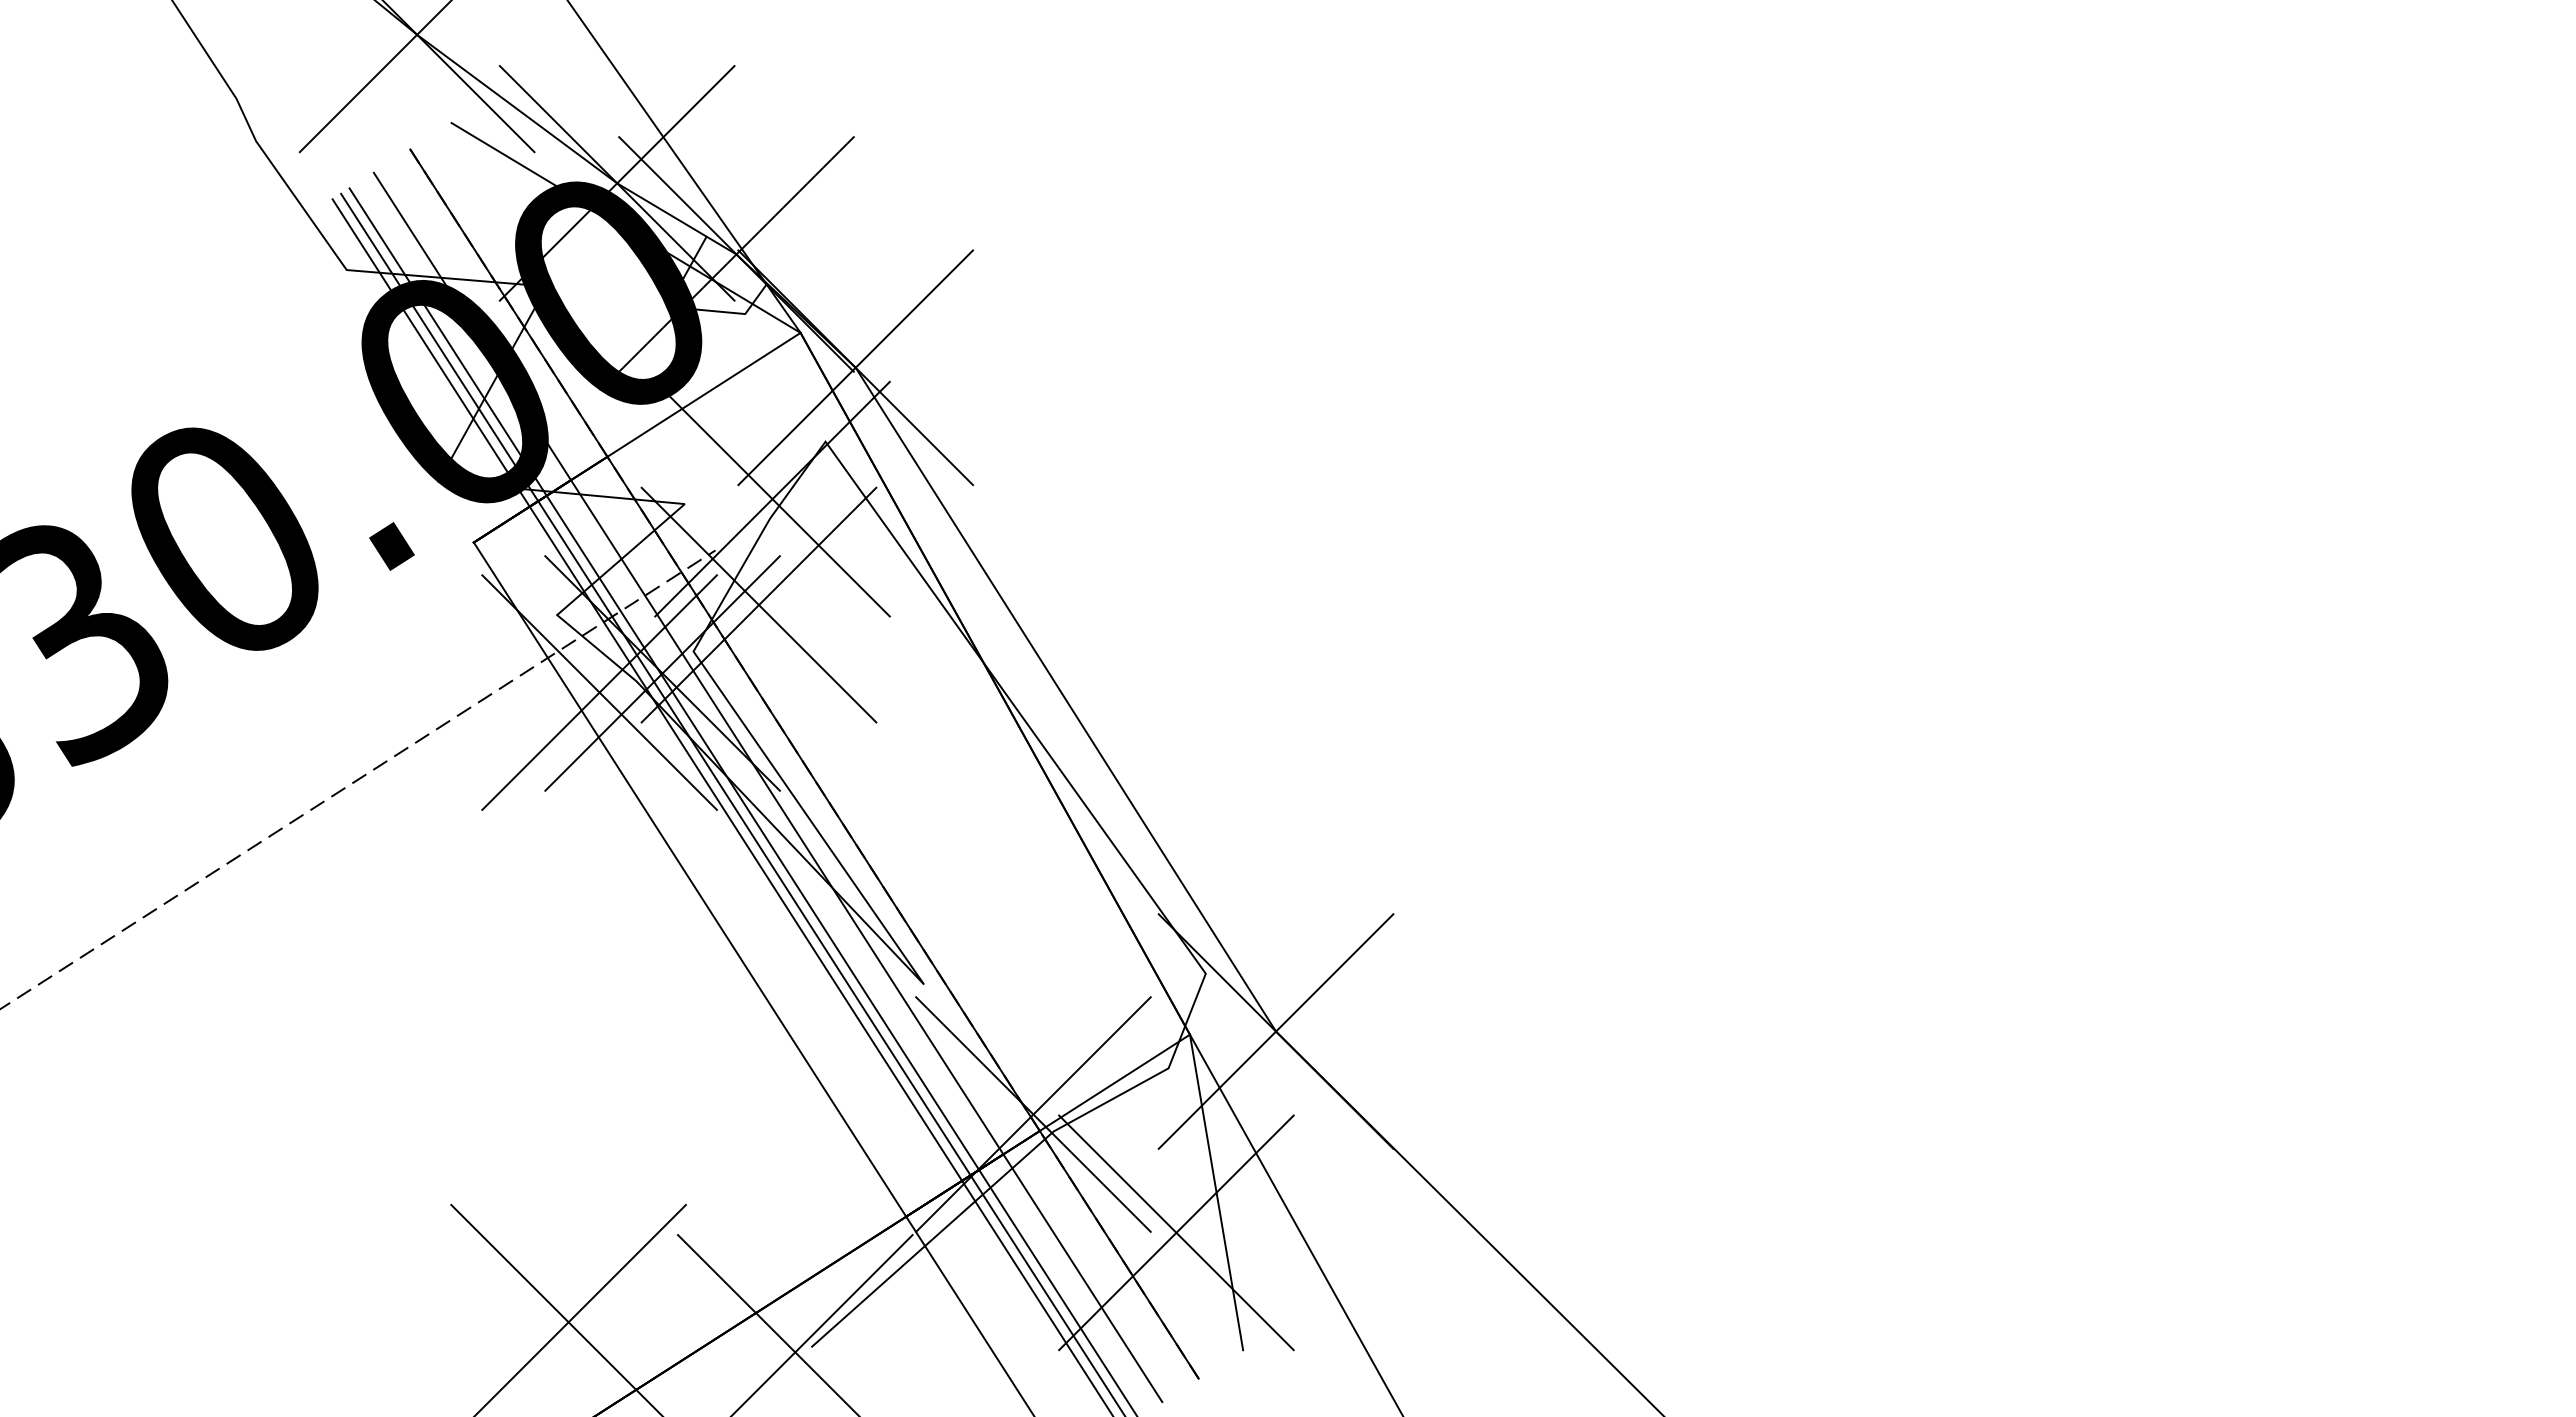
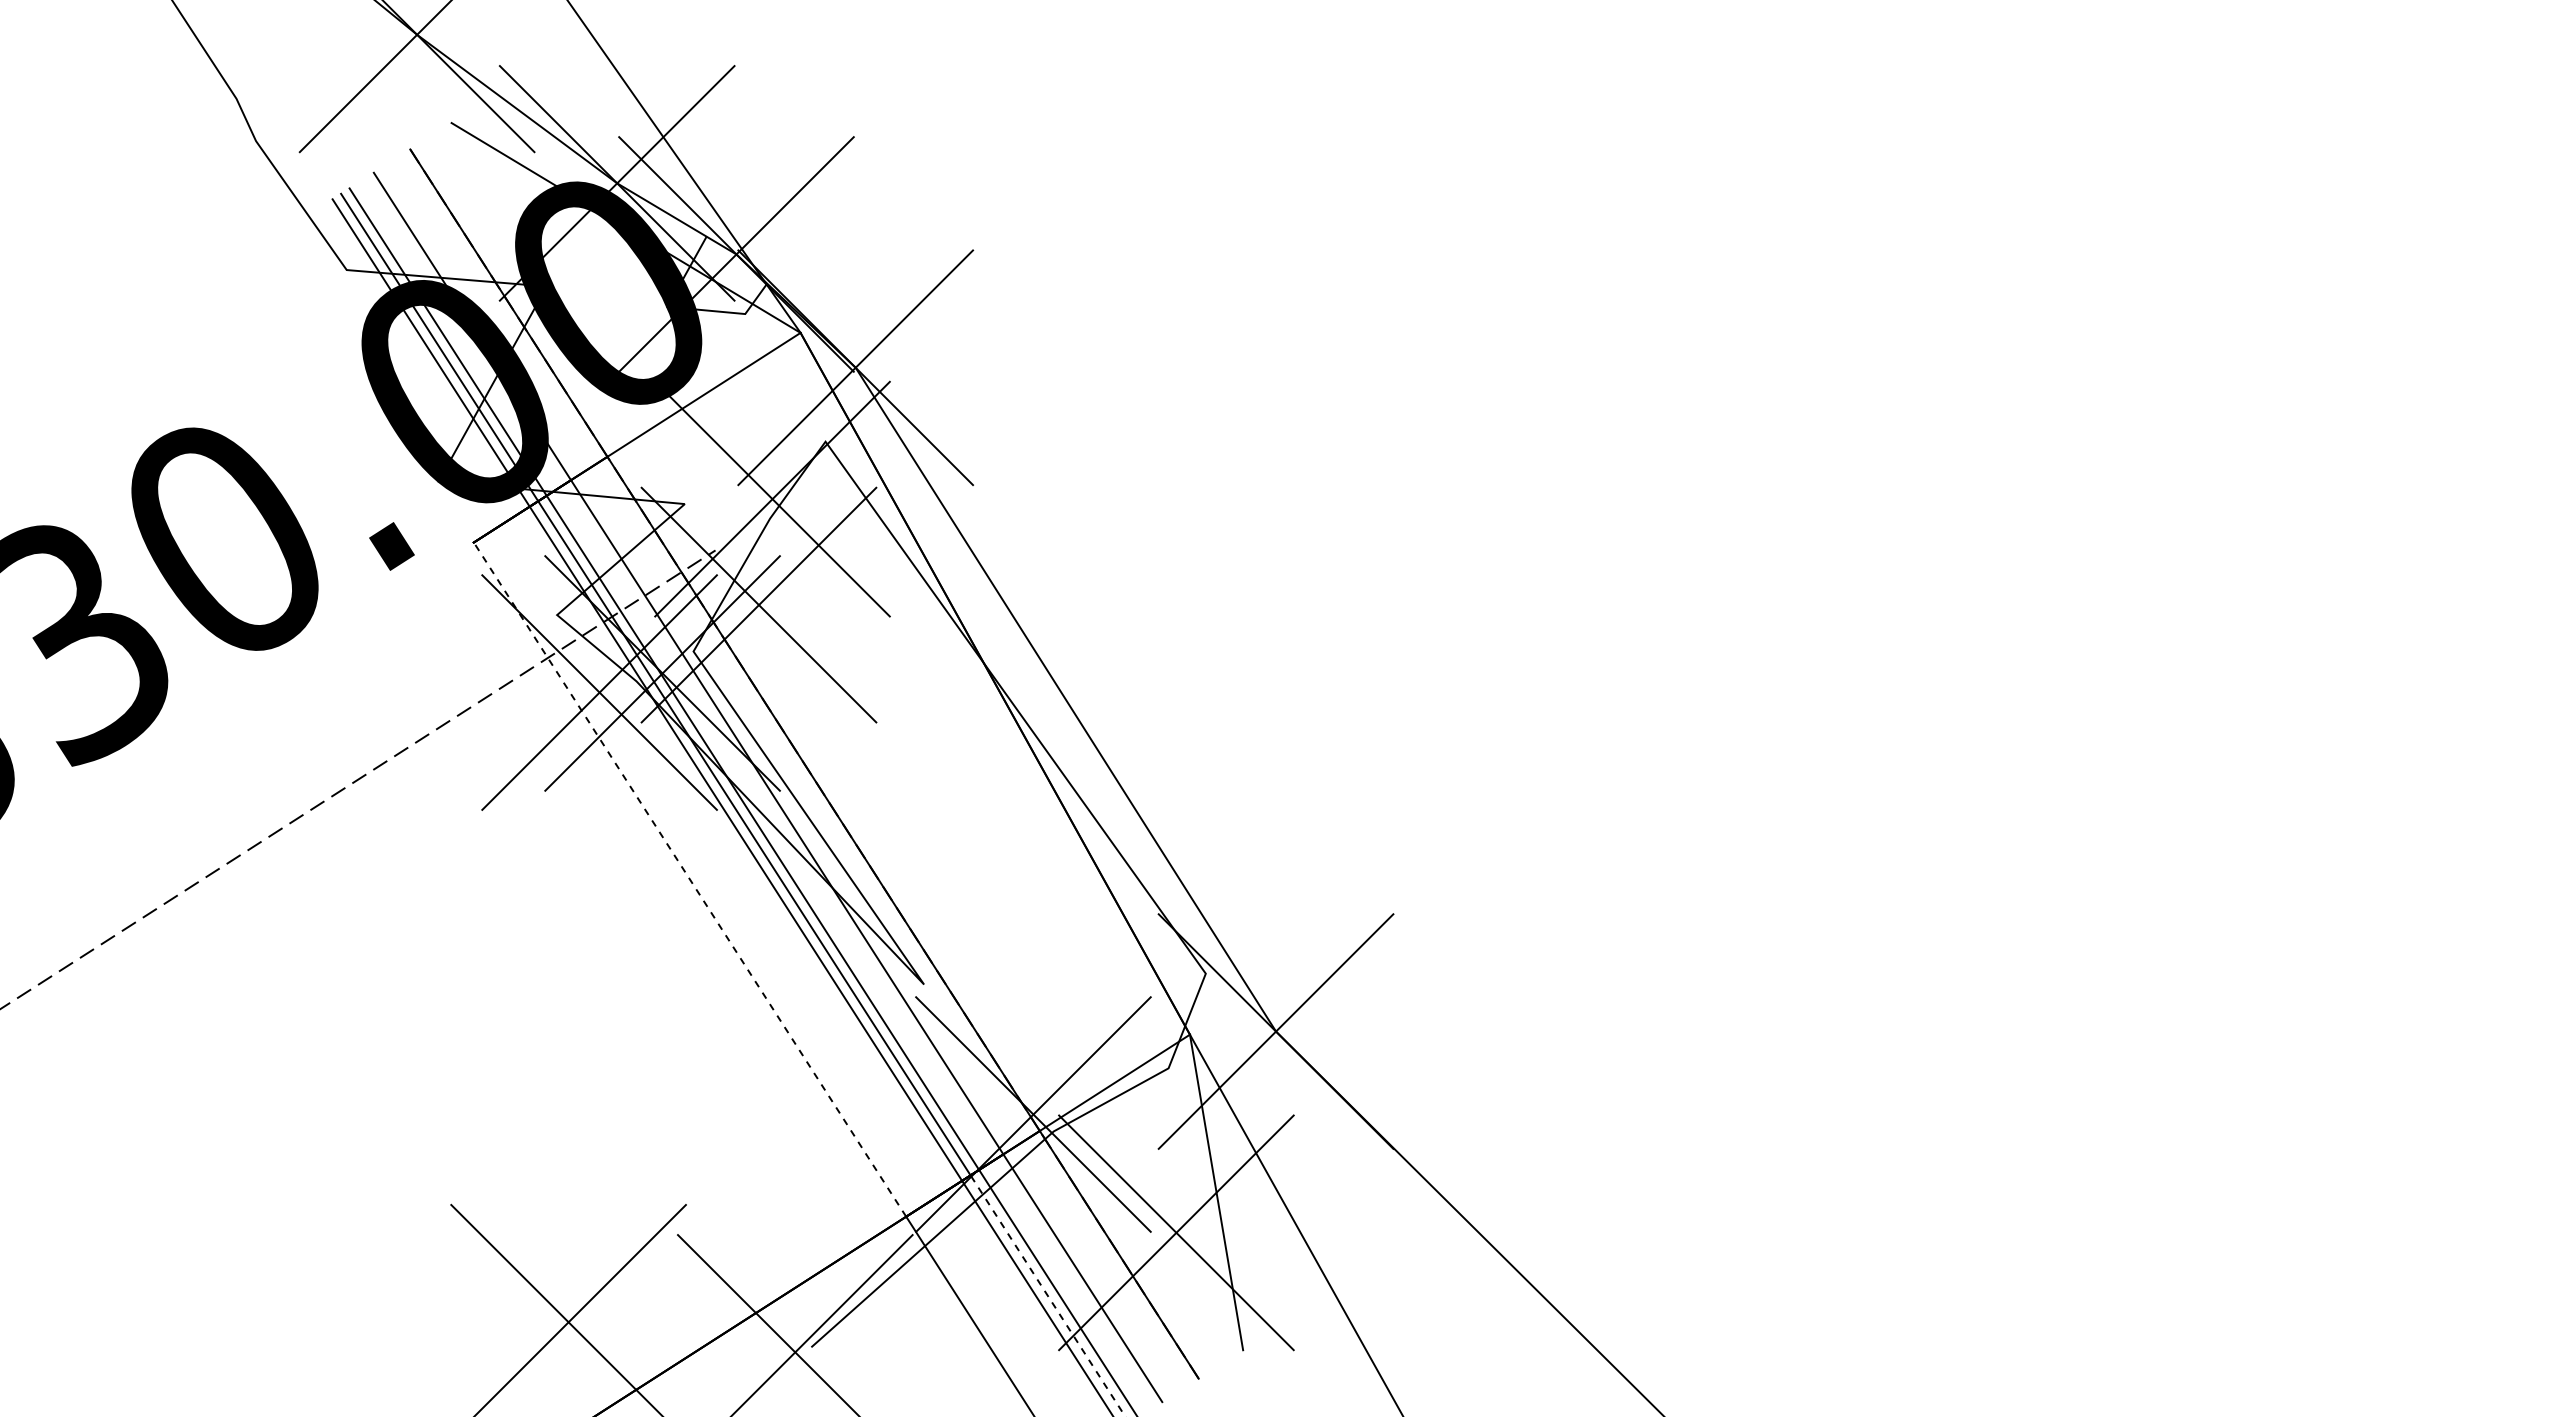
line: solid -> dashed (689, 879)
line: solid -> dashed (1047, 1295)
